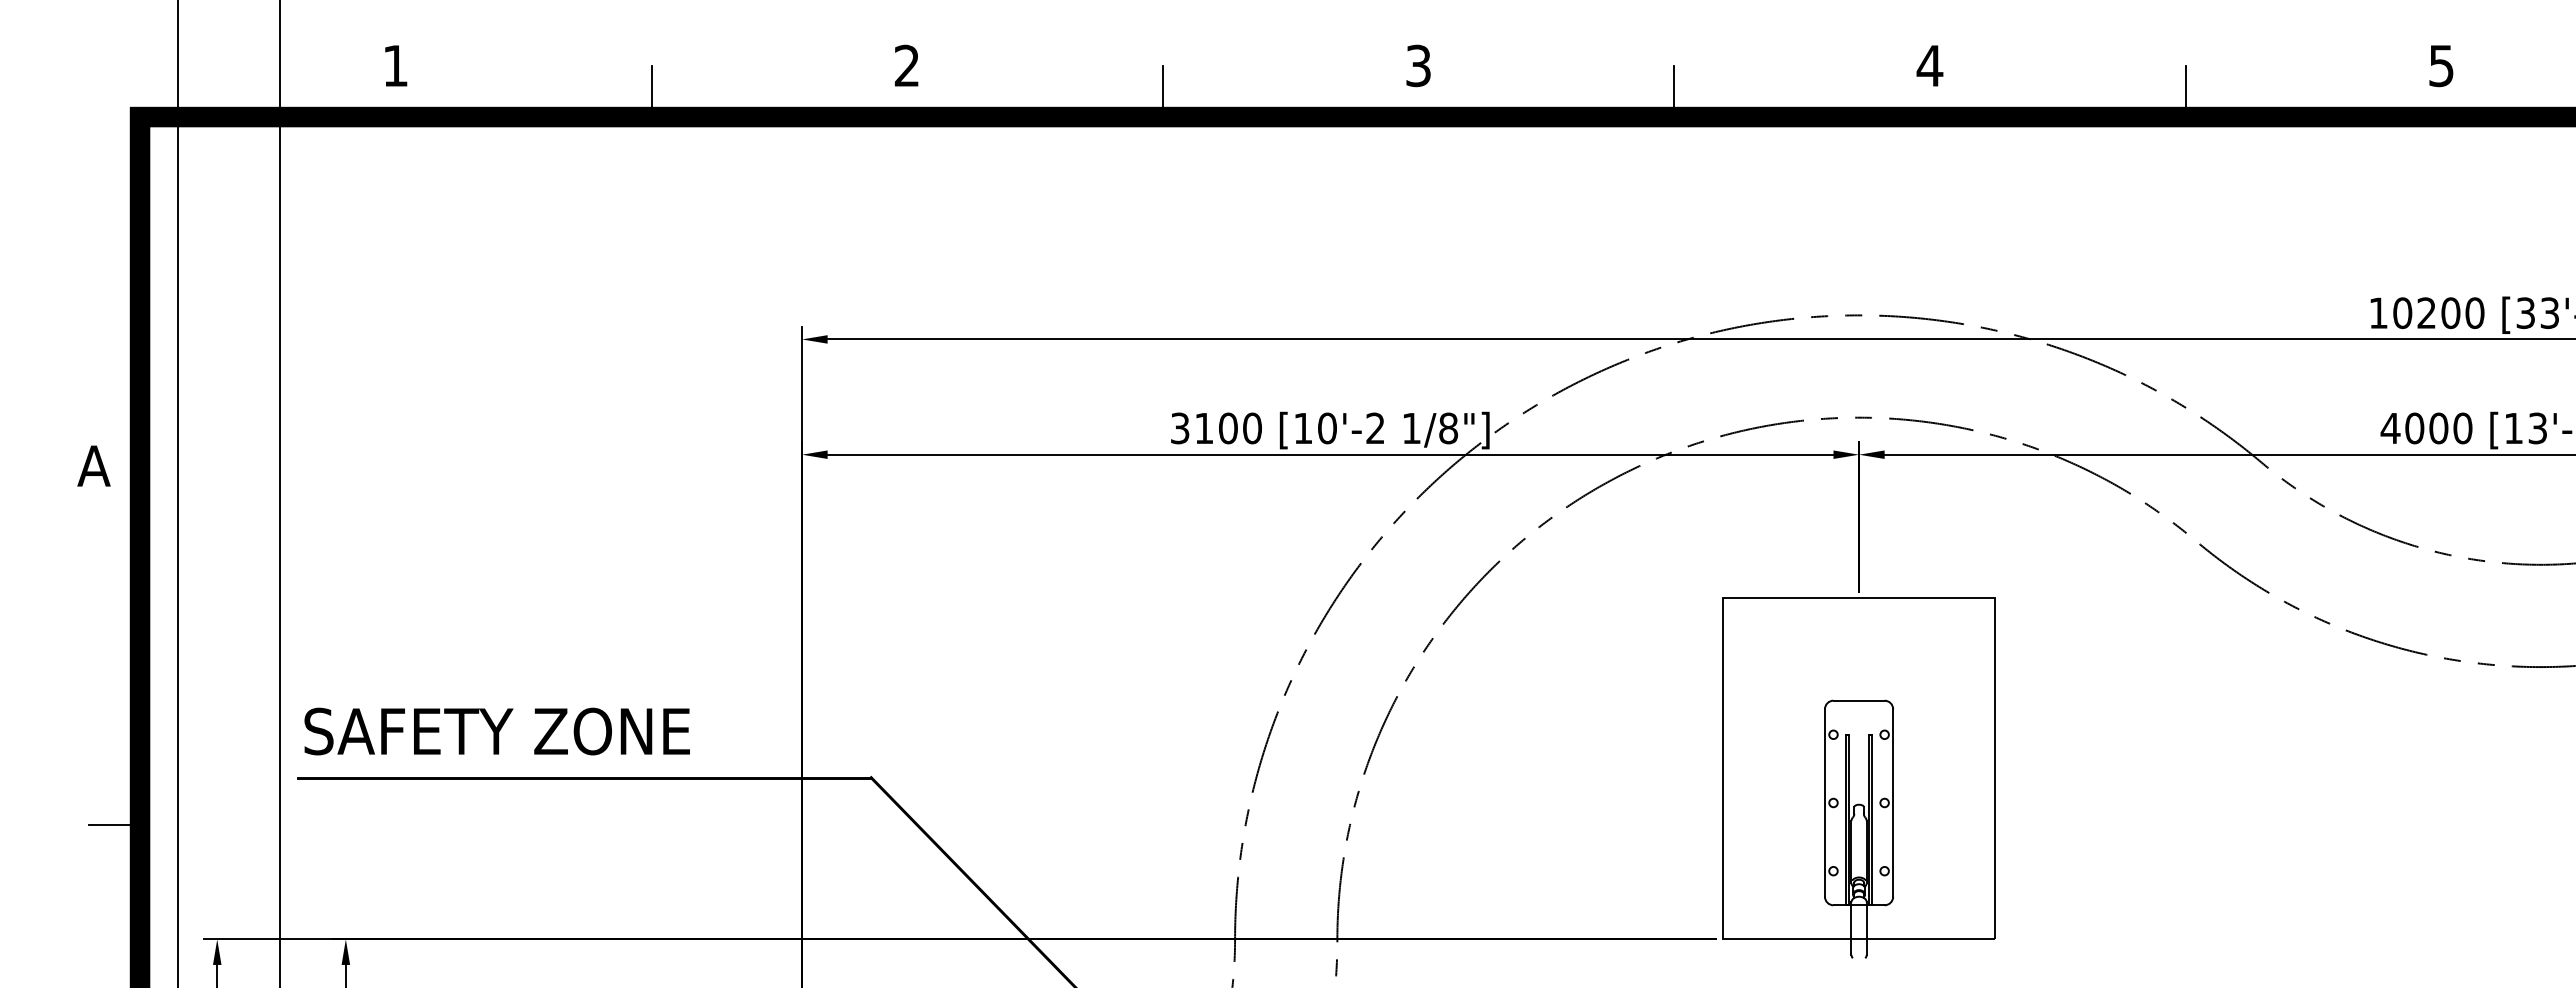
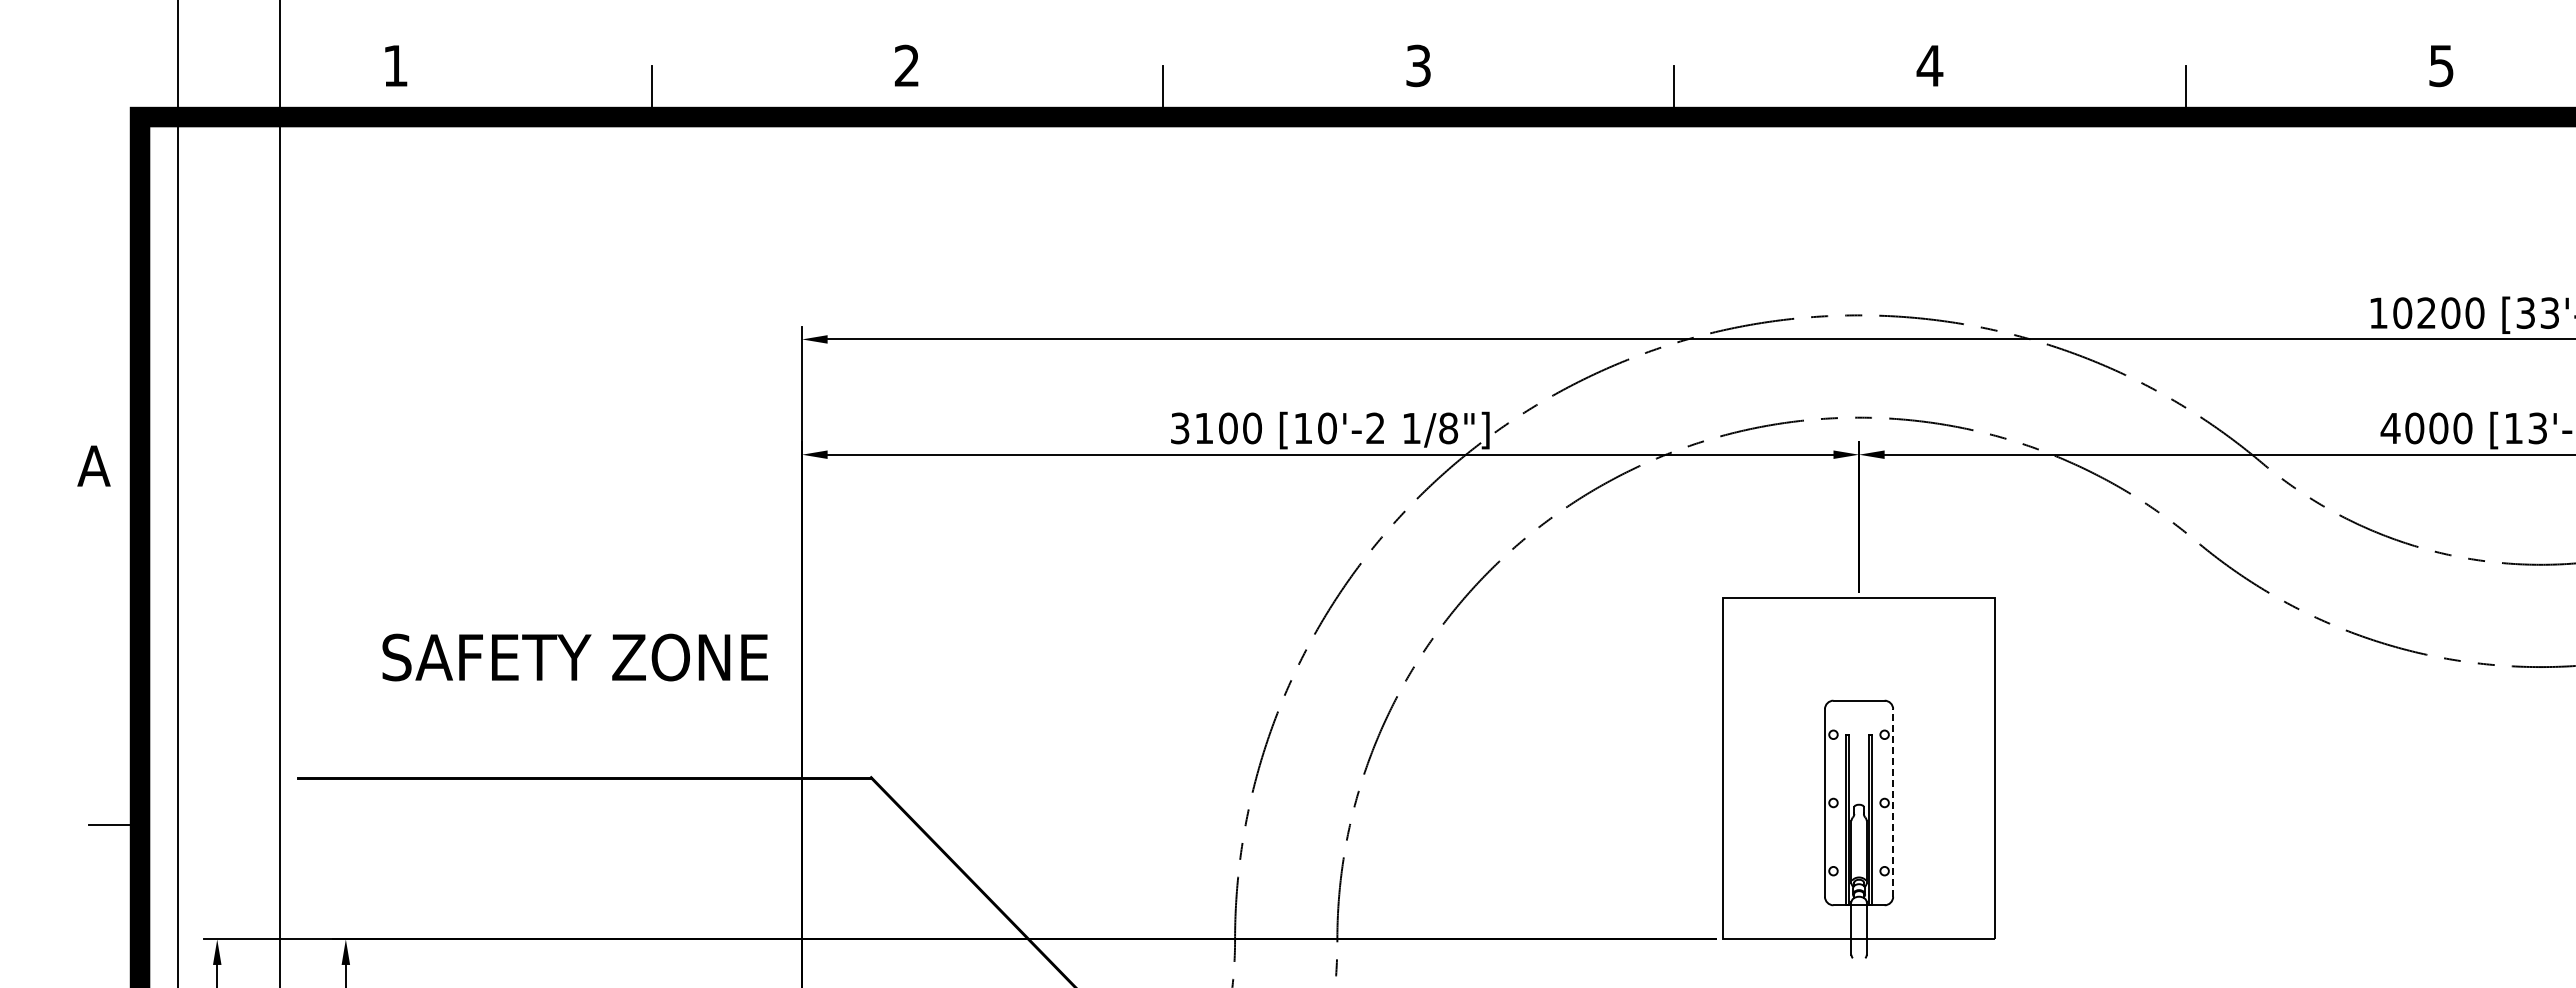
text position: (496, 731) -> (574, 657) (574, 657)
line: solid -> dashed (1893, 802)
